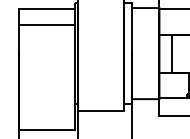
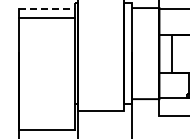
line: solid -> dashed (47, 9)
line position: (46, 24) -> (46, 17) (46, 17)
